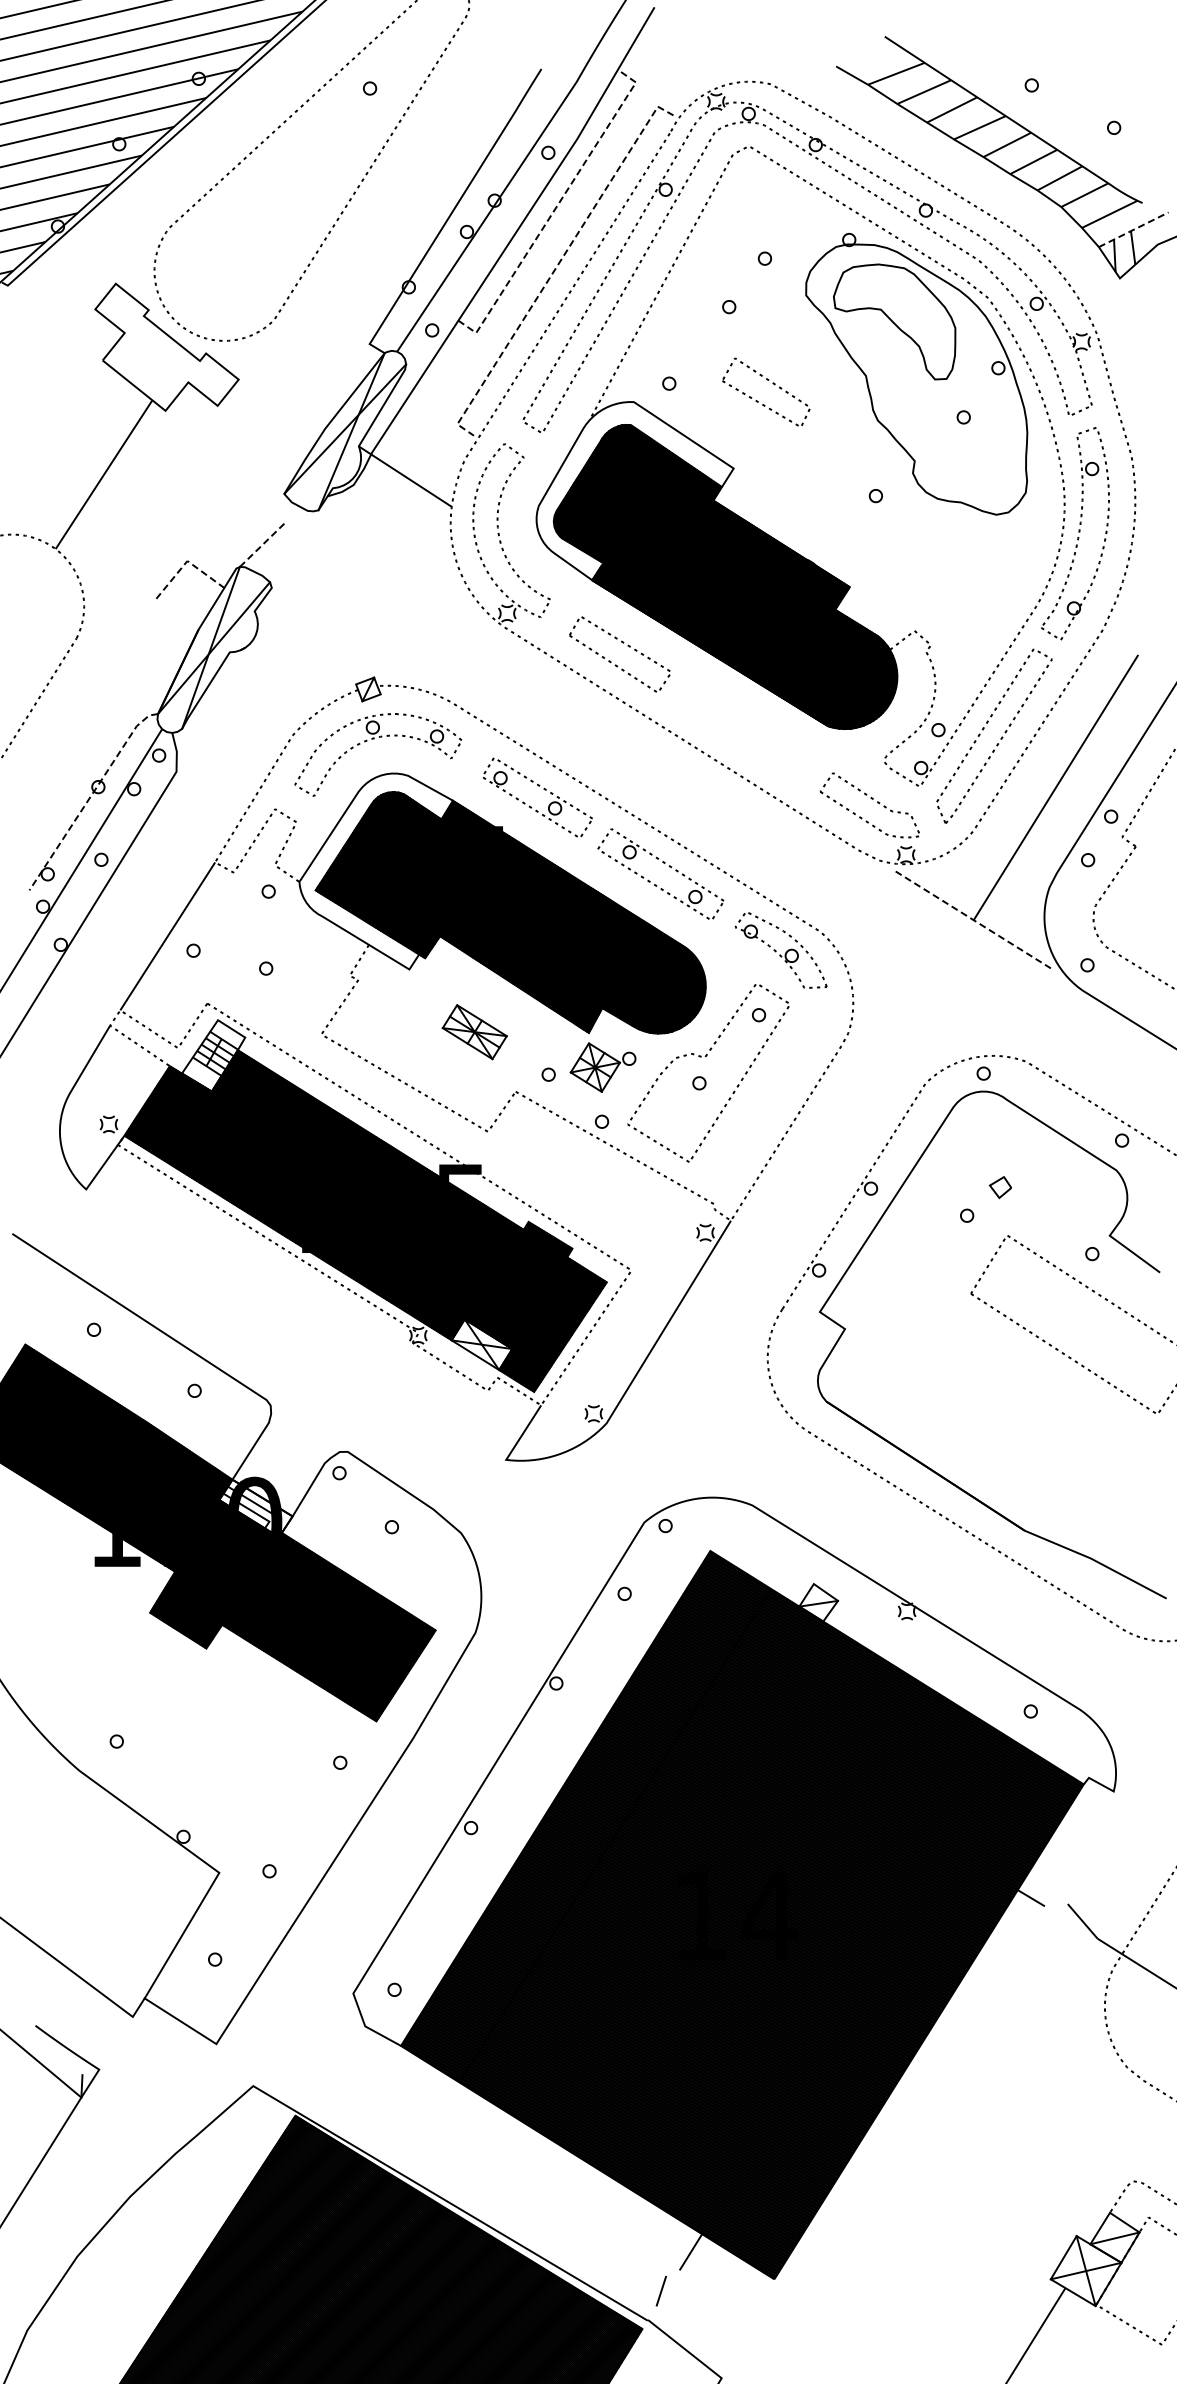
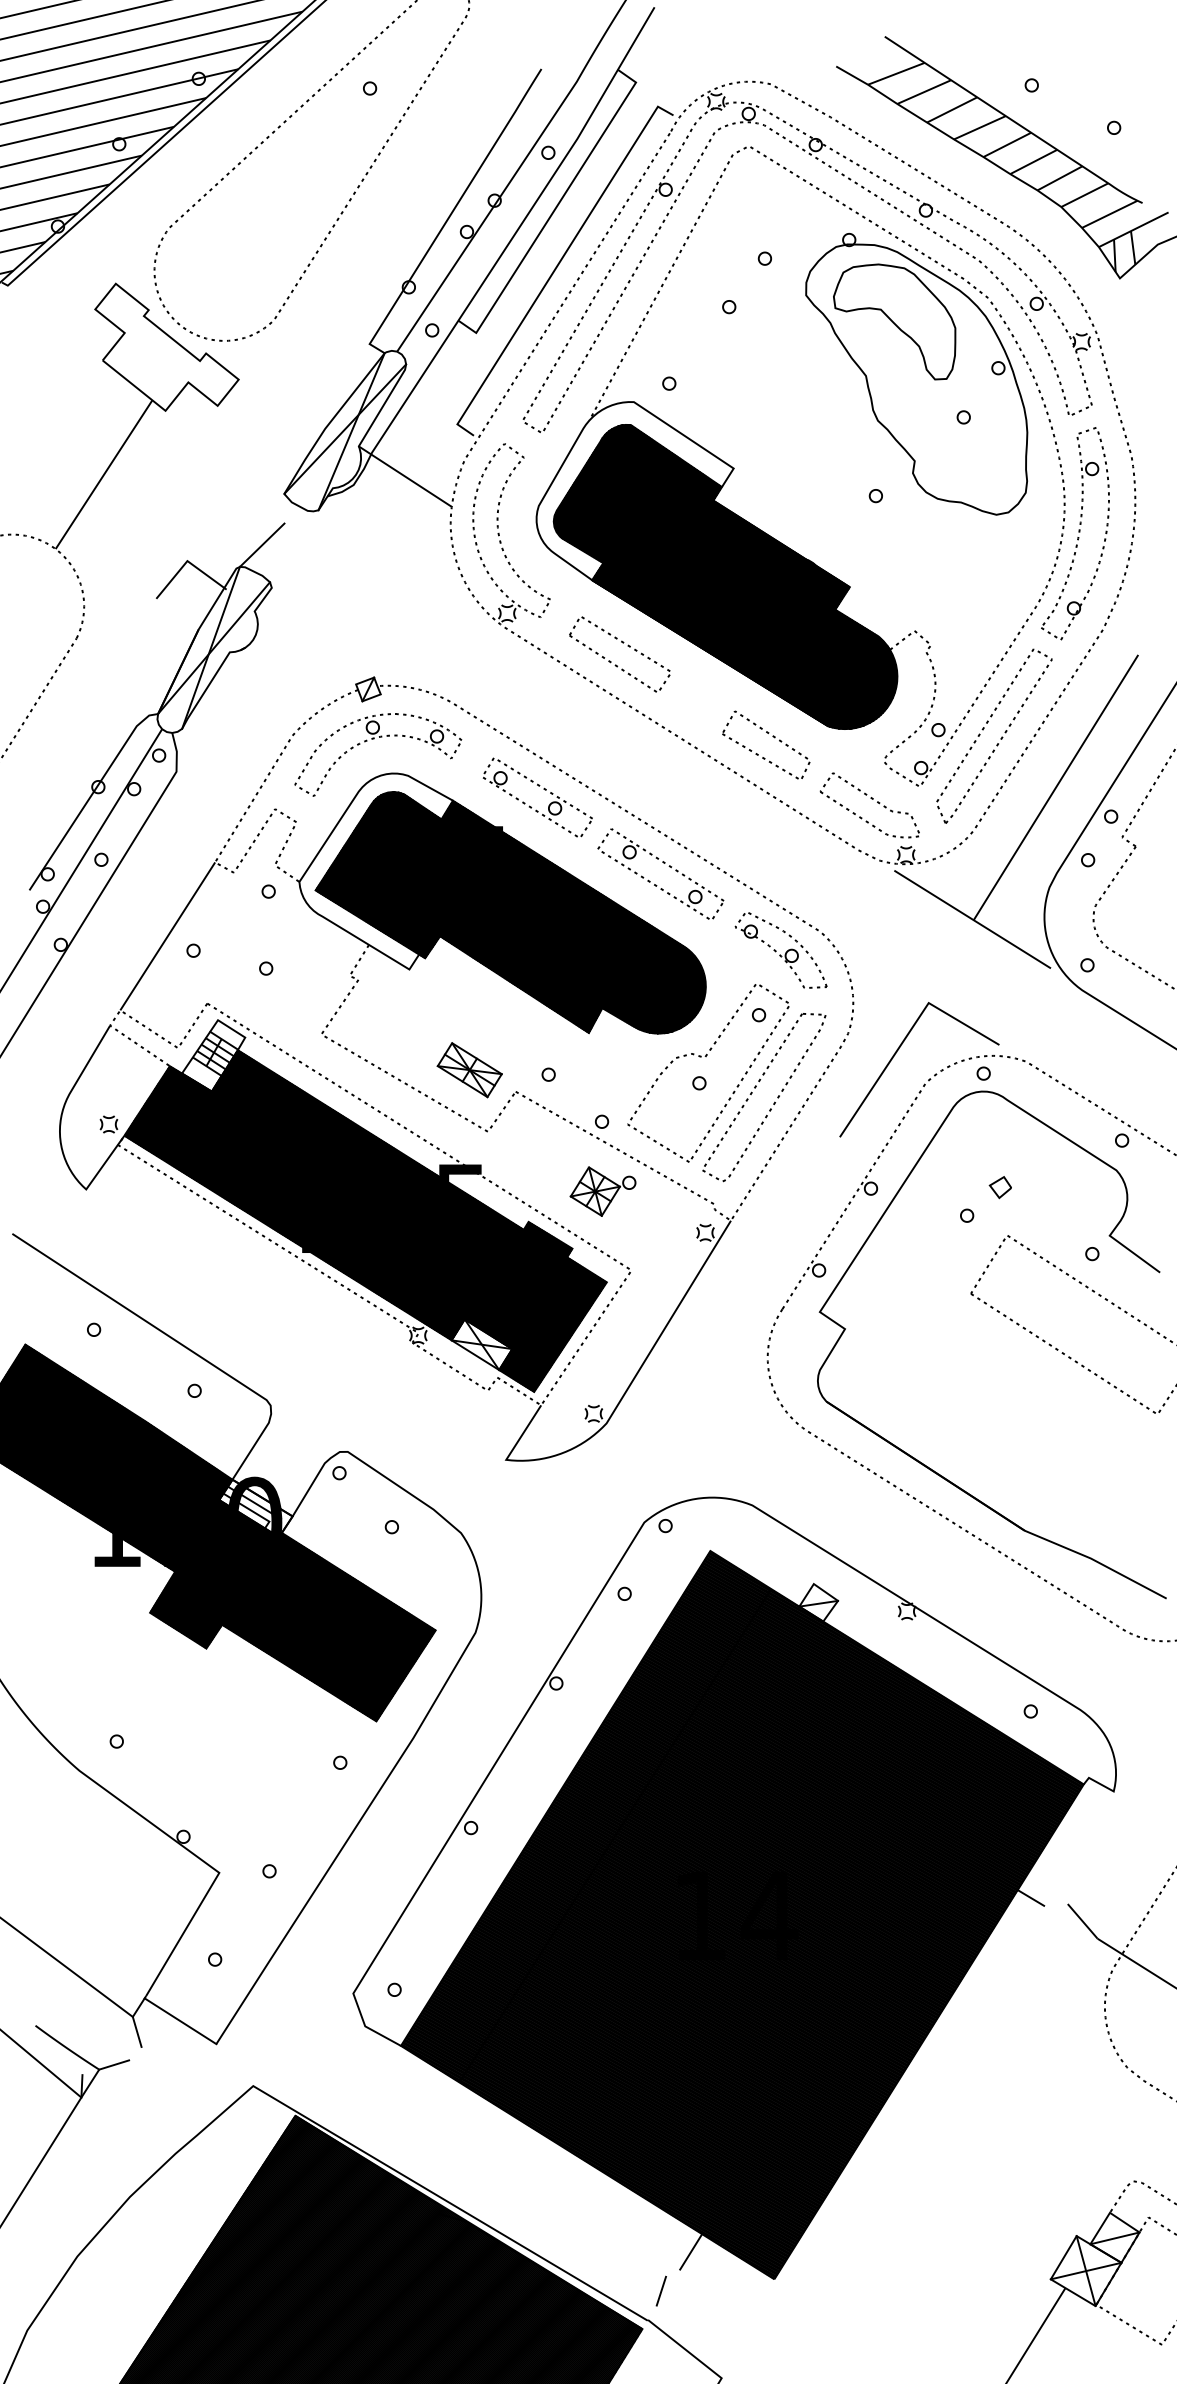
line: dashed -> solid (556, 206)
line: dashed -> solid (1133, 229)
line: dashed -> solid (556, 267)
part position: (773, 384) -> (773, 737) (773, 737)
line: dashed -> solid (262, 544)
line: dashed -> solid (187, 561)
line: dashed -> solid (91, 796)
line: dashed -> solid (972, 919)
part position: (474, 1032) -> (469, 1070) (469, 1070)
line: none -> present (895, 1055)
part position: (602, 1067) -> (602, 1191) (602, 1191)
part: none -> present (774, 1101)
line: none -> present (136, 2031)
line: none -> present (114, 2064)
